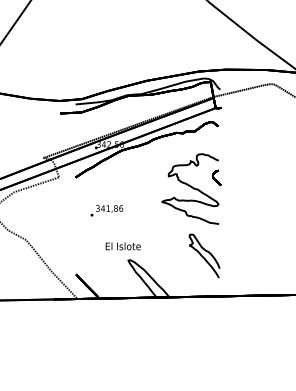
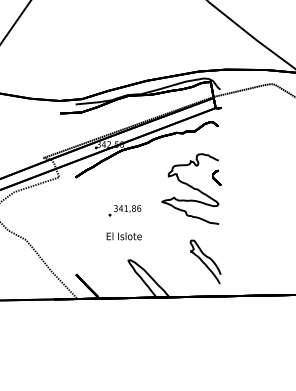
text position: (106, 210) -> (124, 210) (124, 210)
text position: (122, 246) -> (123, 236) (123, 236)
curve position: (203, 256) -> (204, 262) (204, 262)
